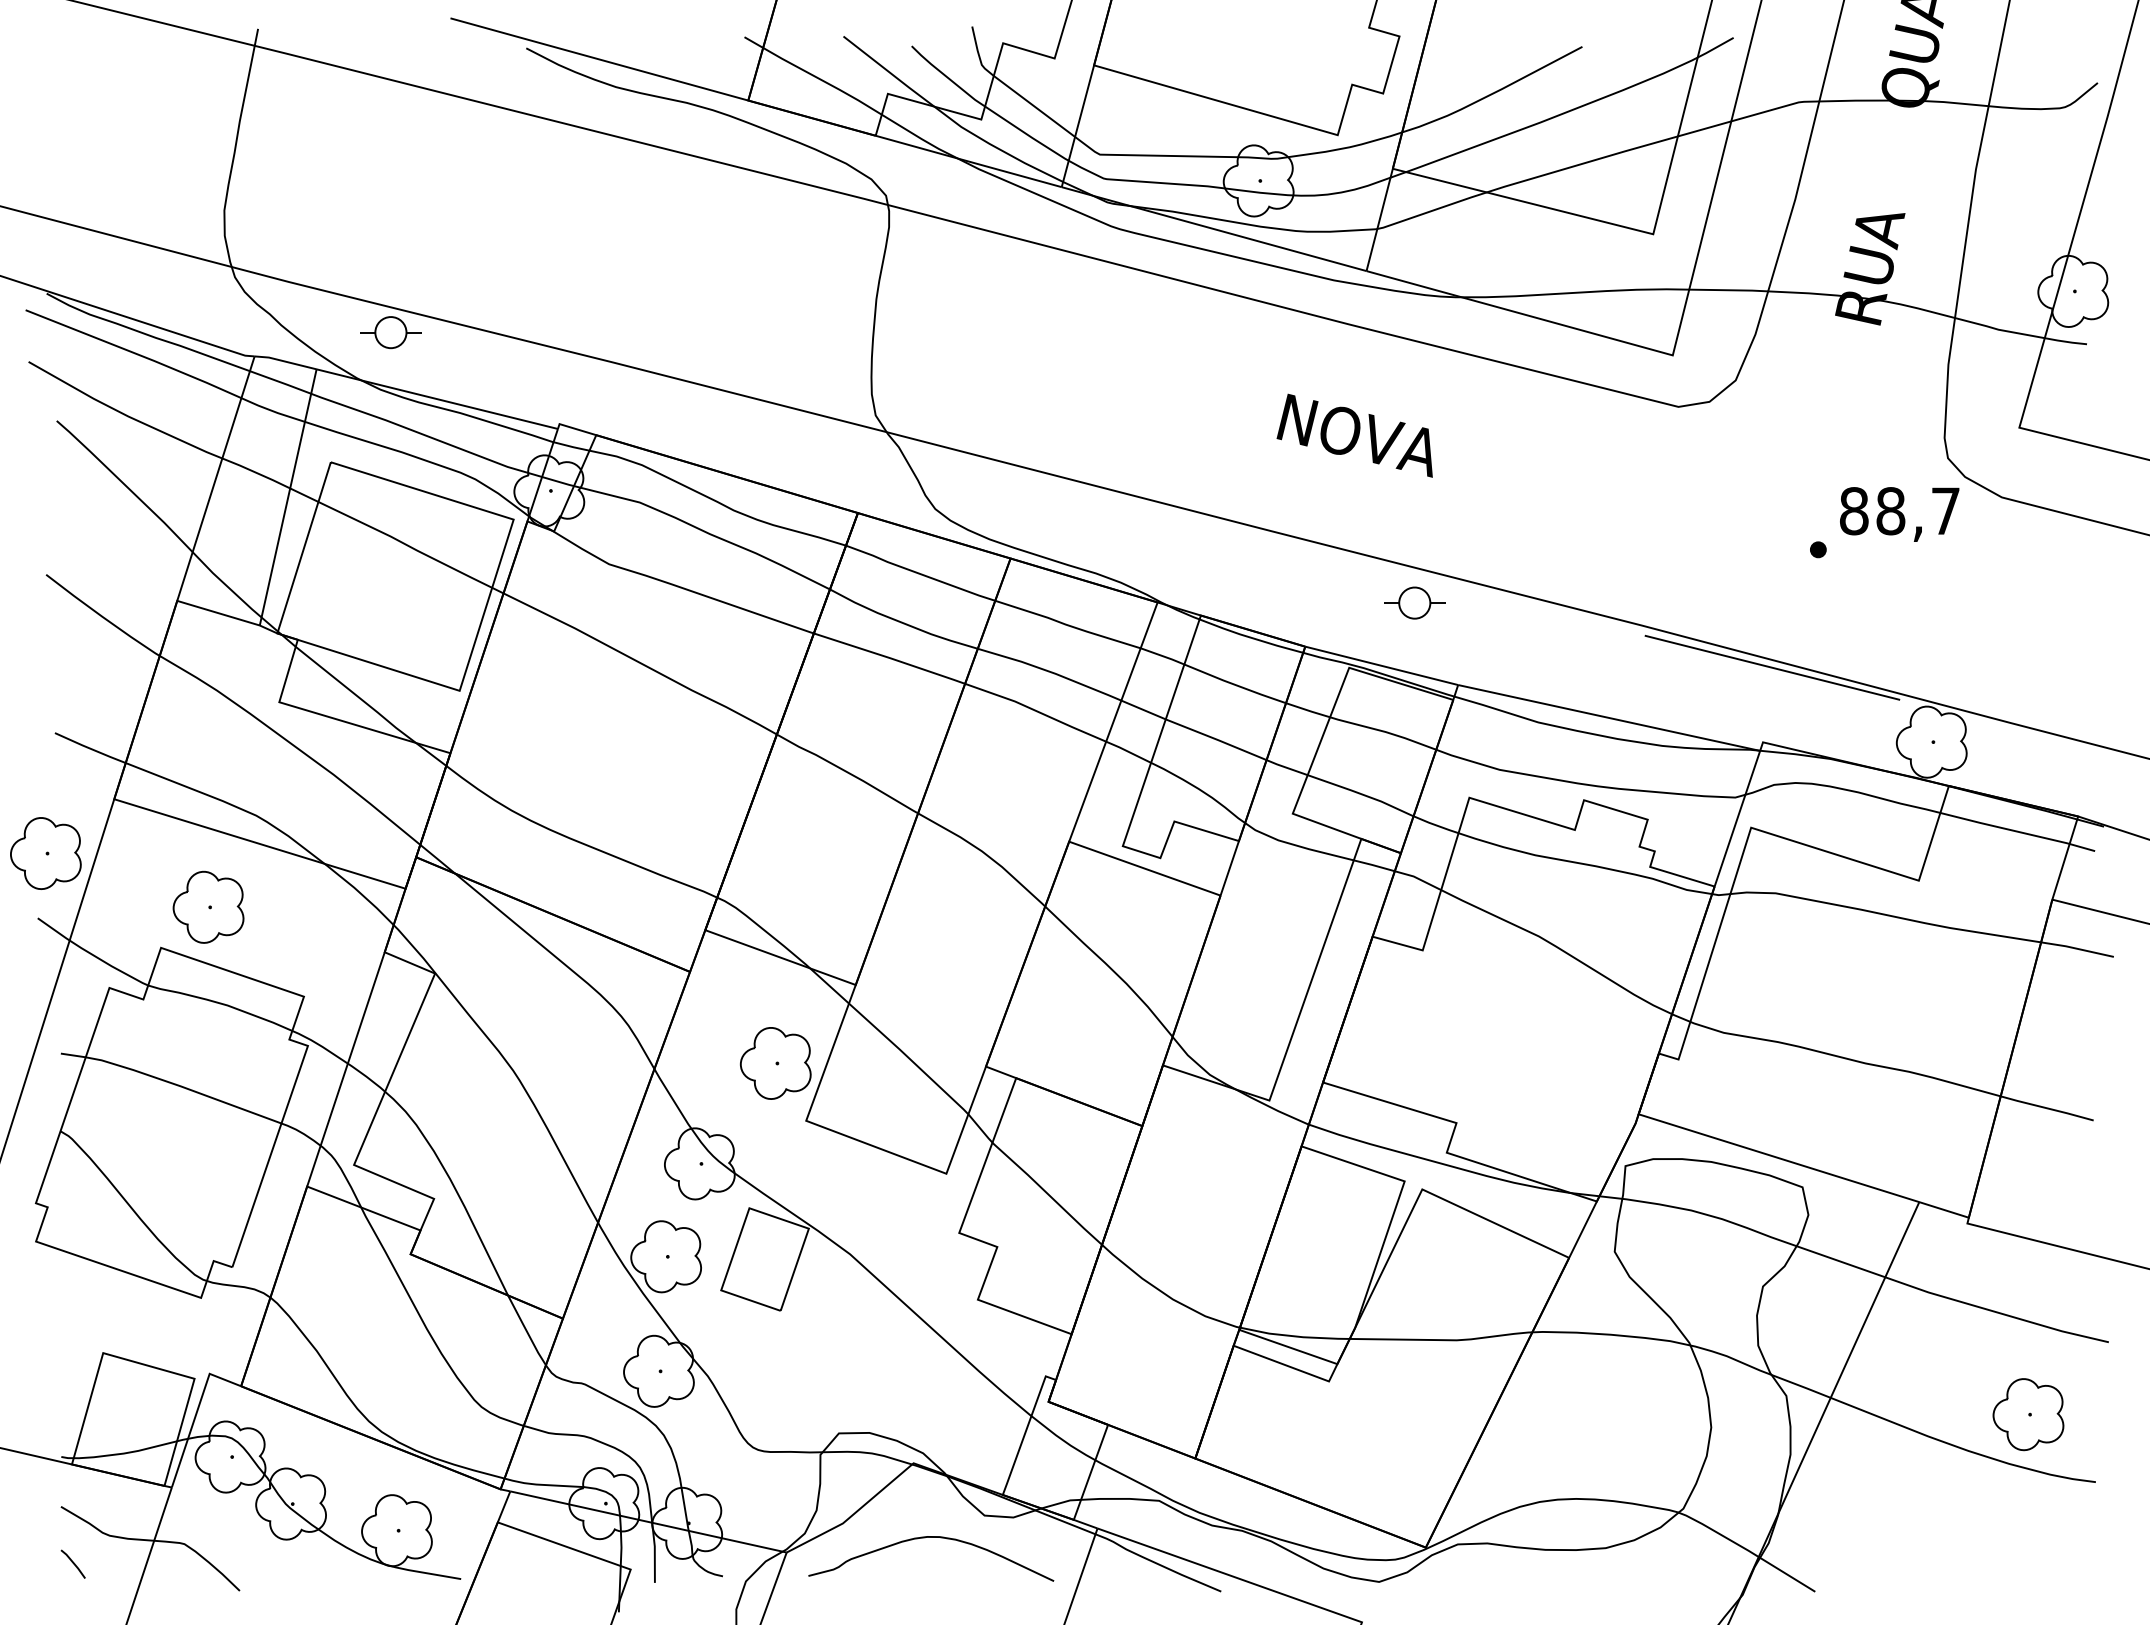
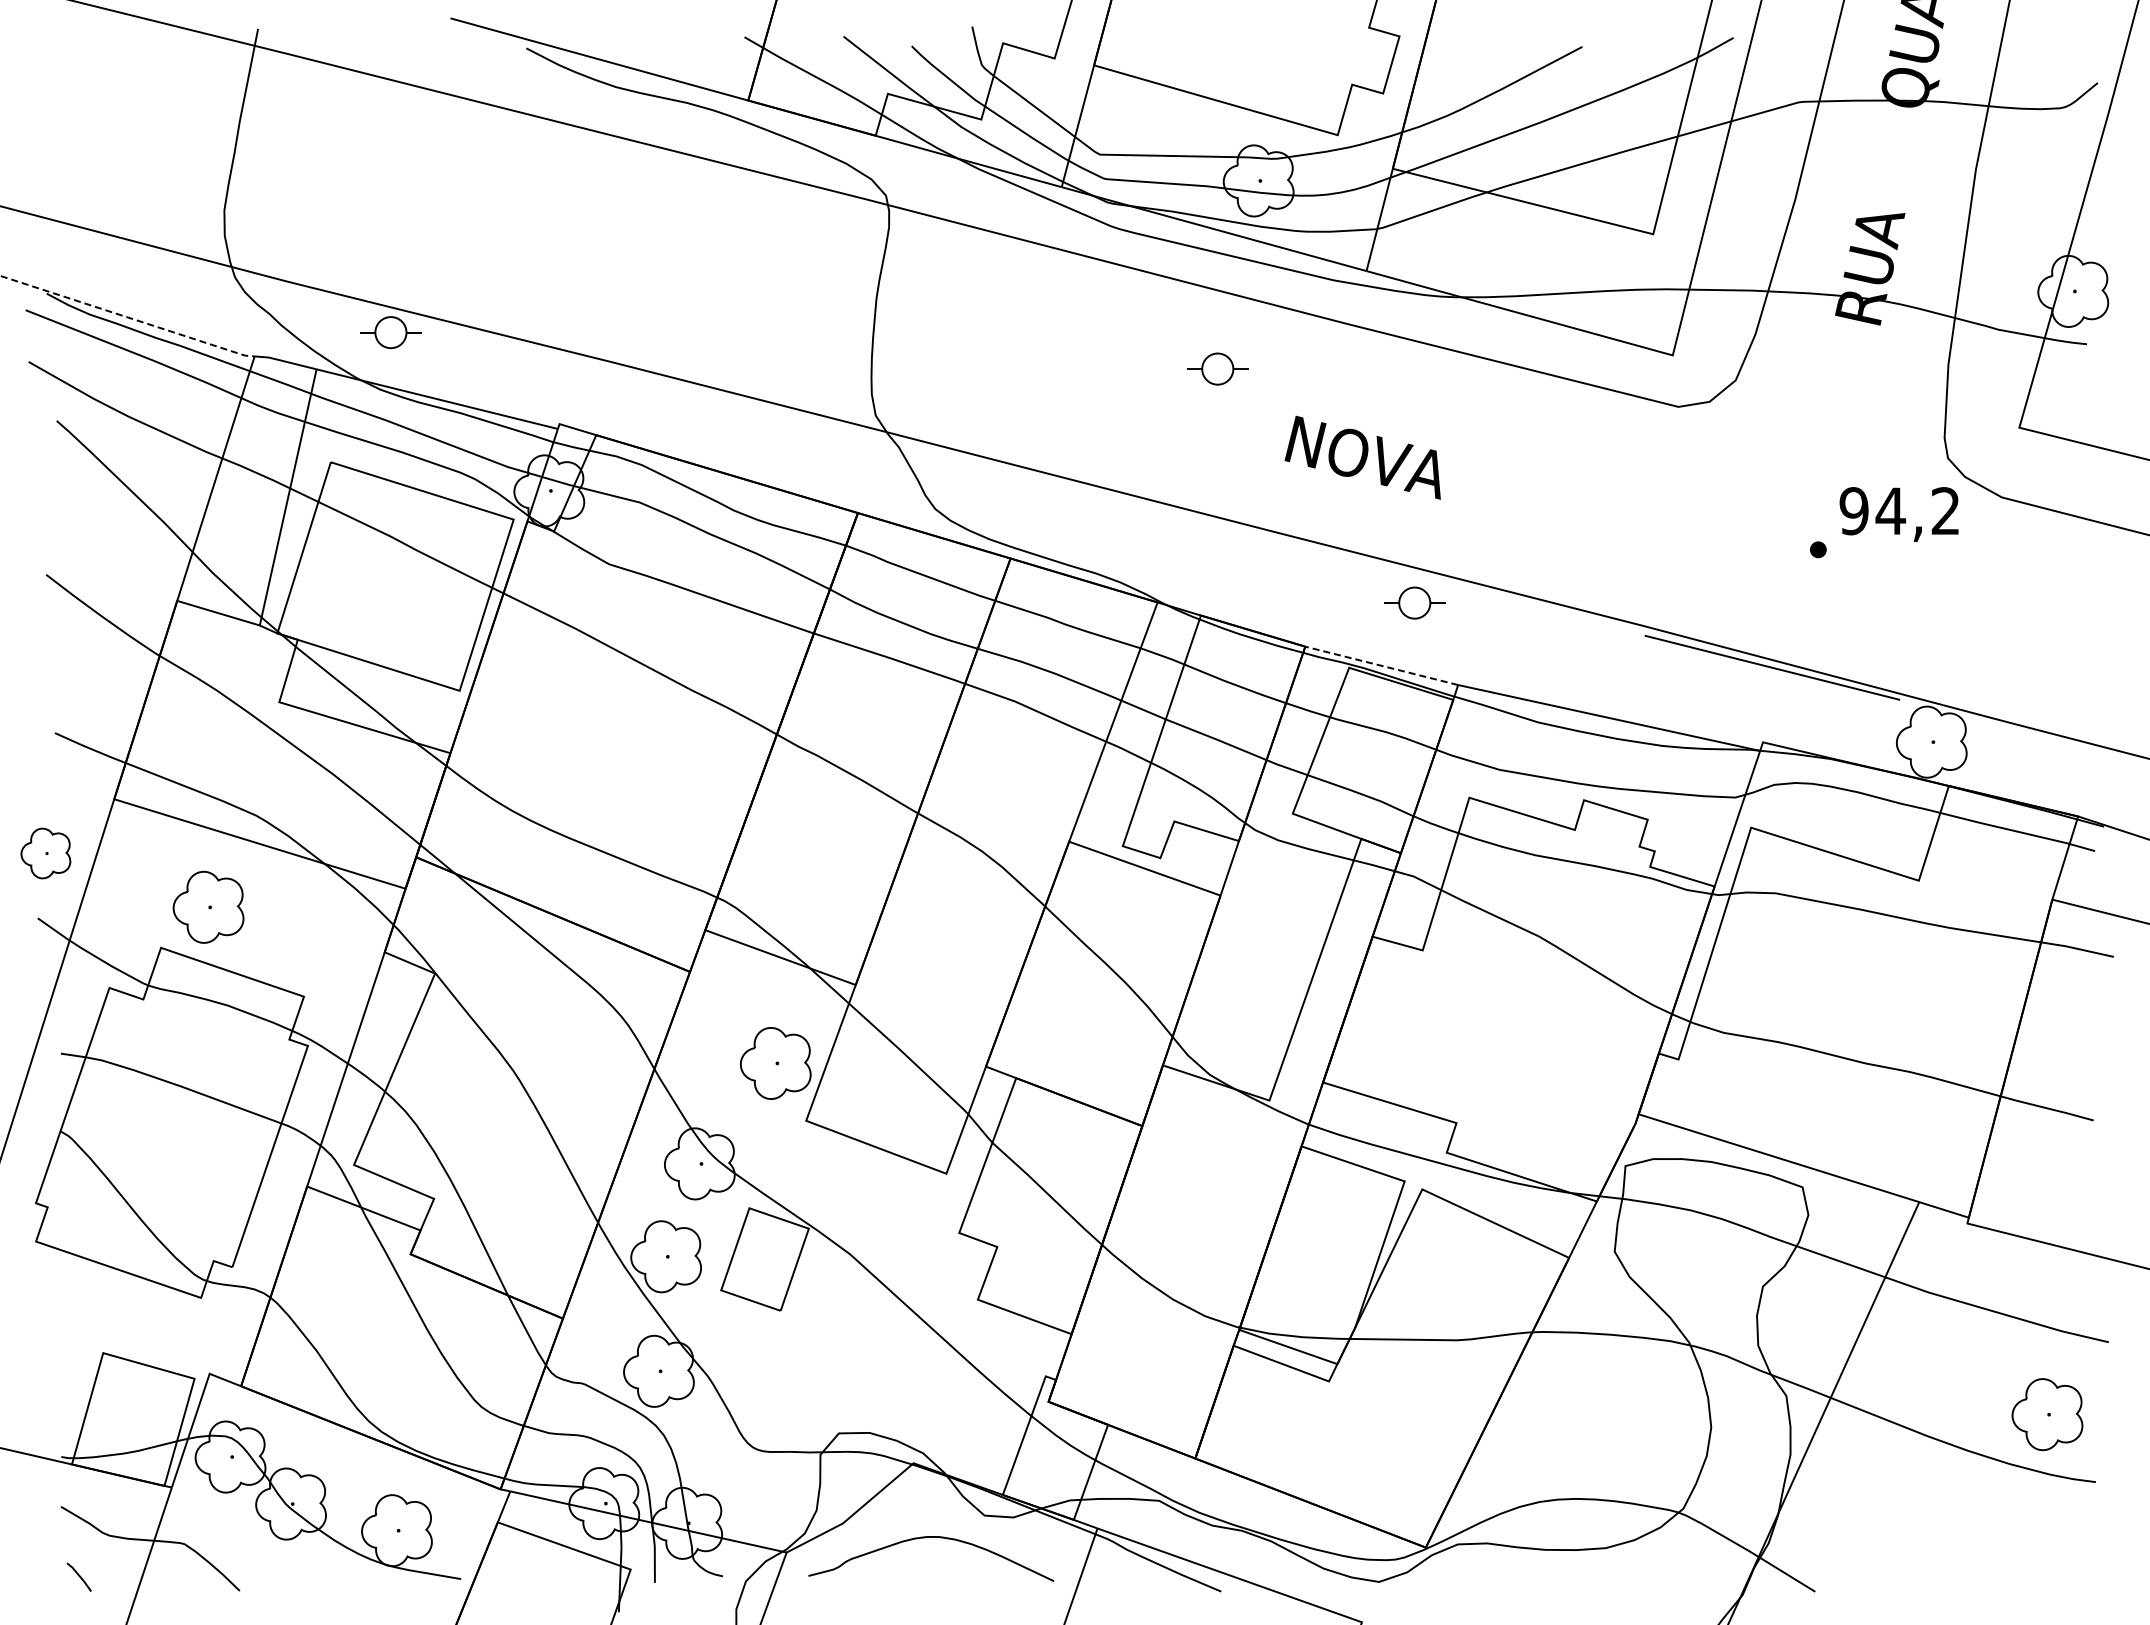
line: solid -> dashed (128, 317)
part: none -> present (1217, 368)
text position: (1354, 435) -> (1362, 457) (1362, 457)
text: 88,7 -> 94,2 (1899, 511)
line: solid -> dashed (1381, 665)
part size: 72x73 px -> 52x53 px (45, 853)
part position: (2028, 1414) -> (2047, 1414) (2047, 1414)
line position: (72, 1563) -> (78, 1576) (78, 1576)
